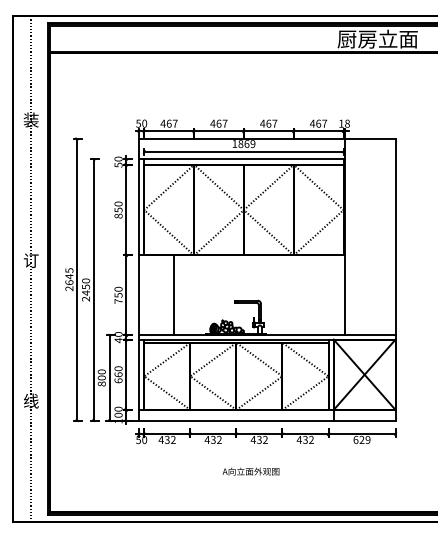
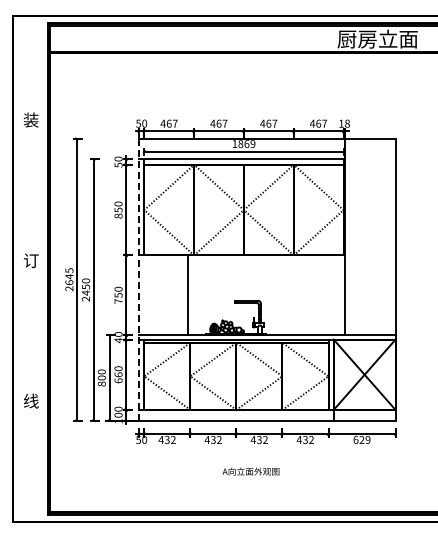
line: present -> none (30, 268)
line: solid -> dashed (139, 279)
line position: (173, 295) -> (187, 295) (187, 295)
